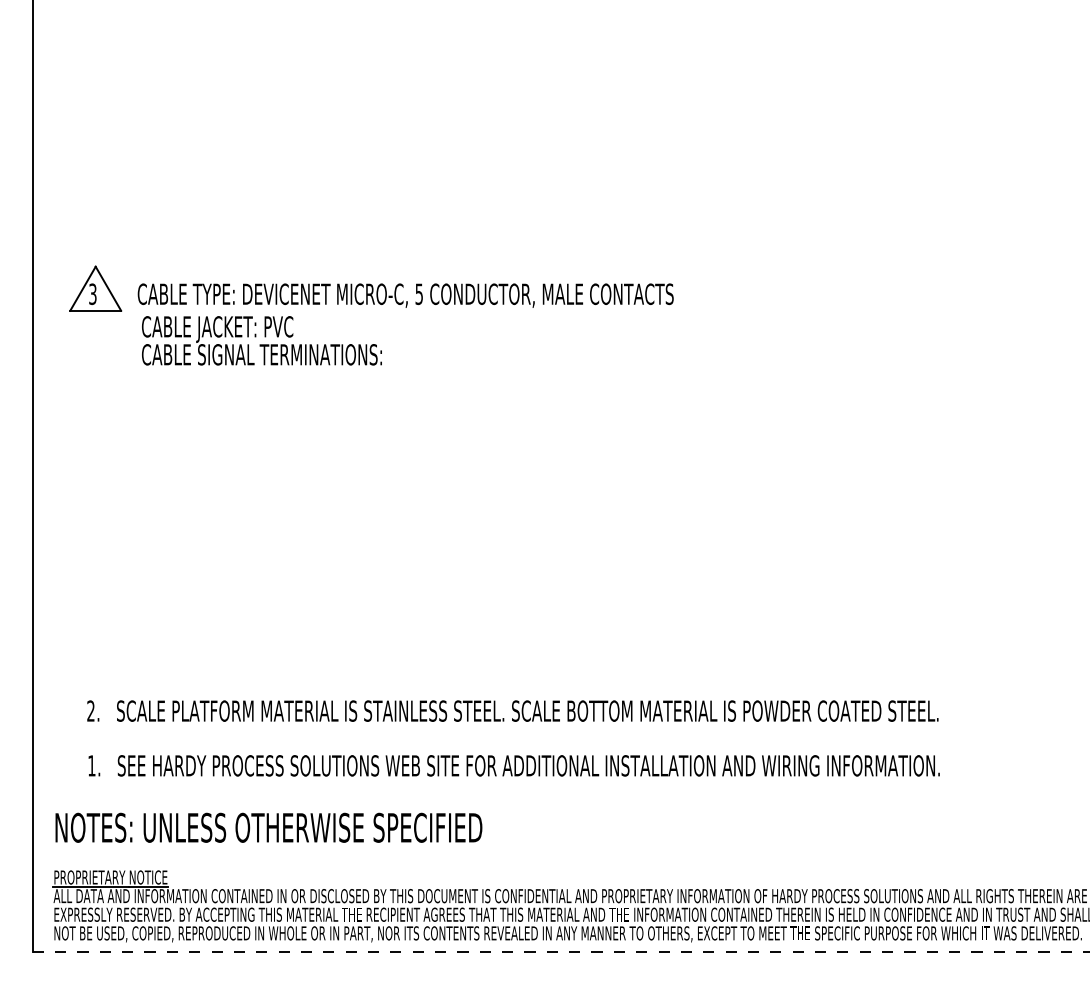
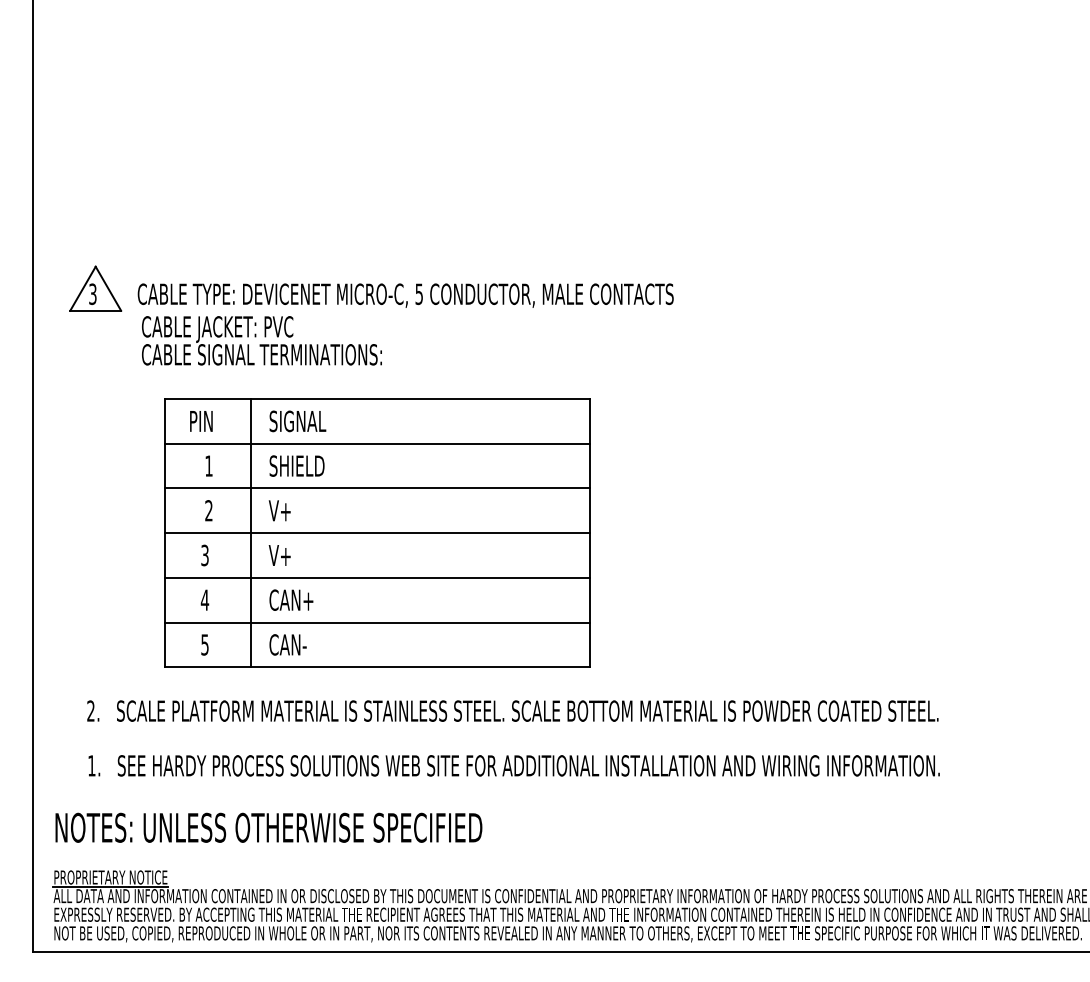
part: none -> present (377, 532)
line: dashed -> solid (561, 952)
